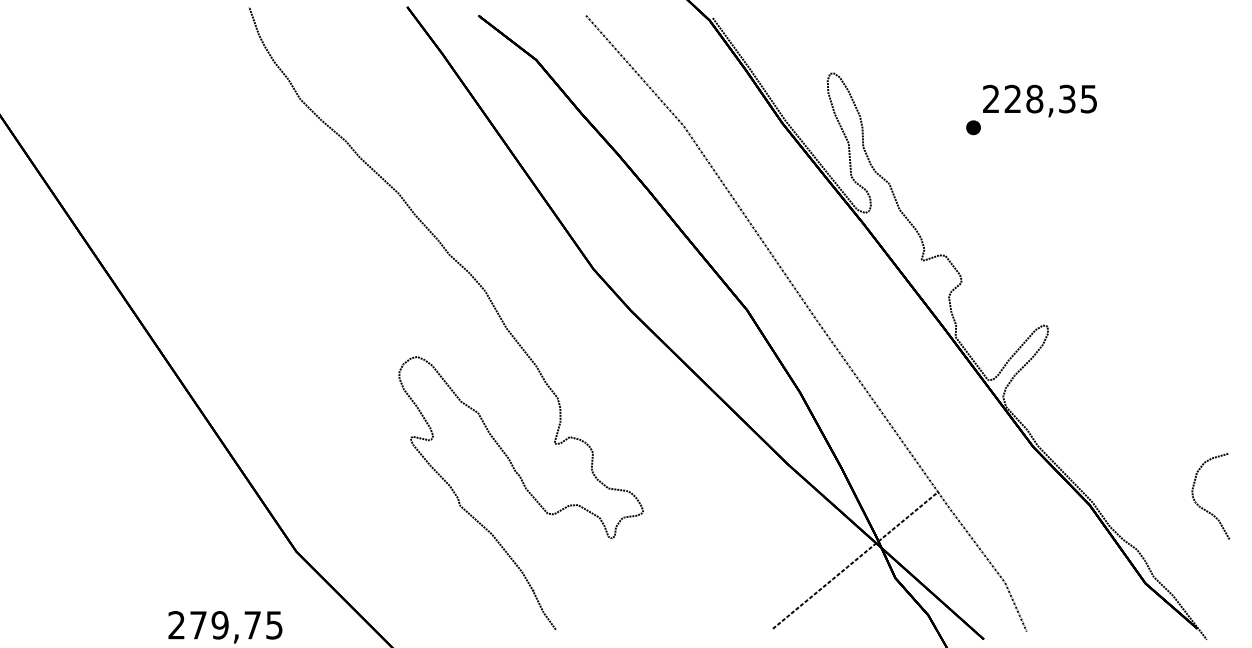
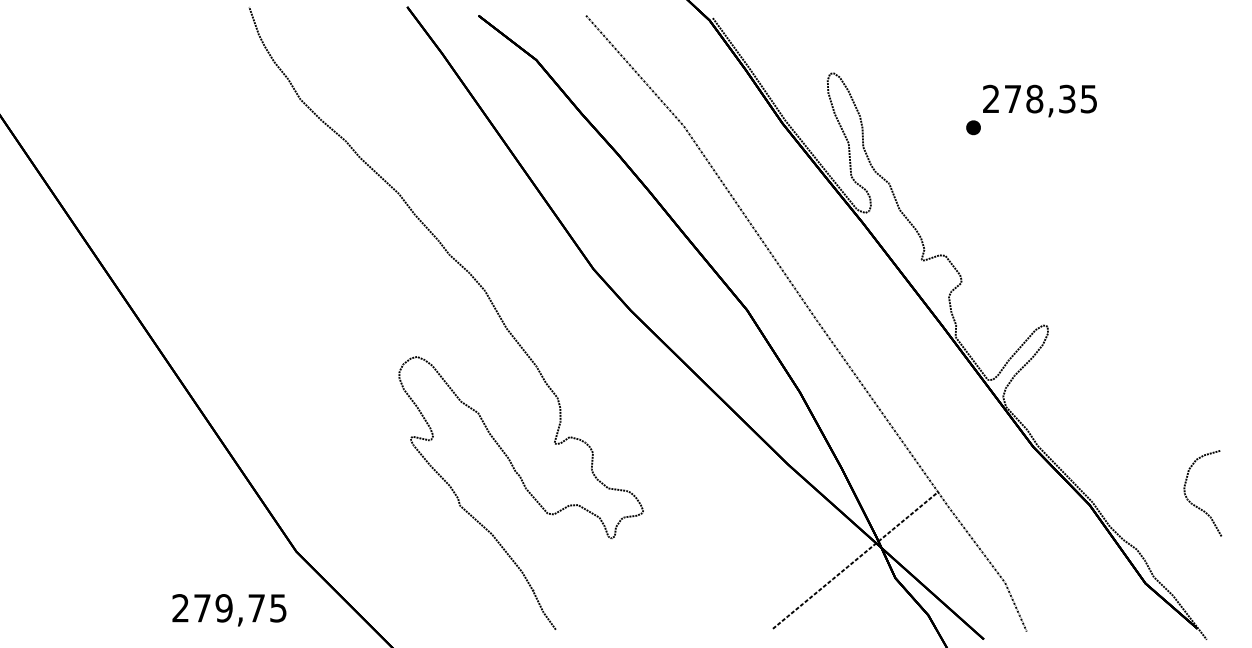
text: 228,35 -> 278,35 (1012, 98)
curve position: (1204, 508) -> (1196, 505) (1196, 505)
text position: (225, 627) -> (229, 610) (229, 610)
